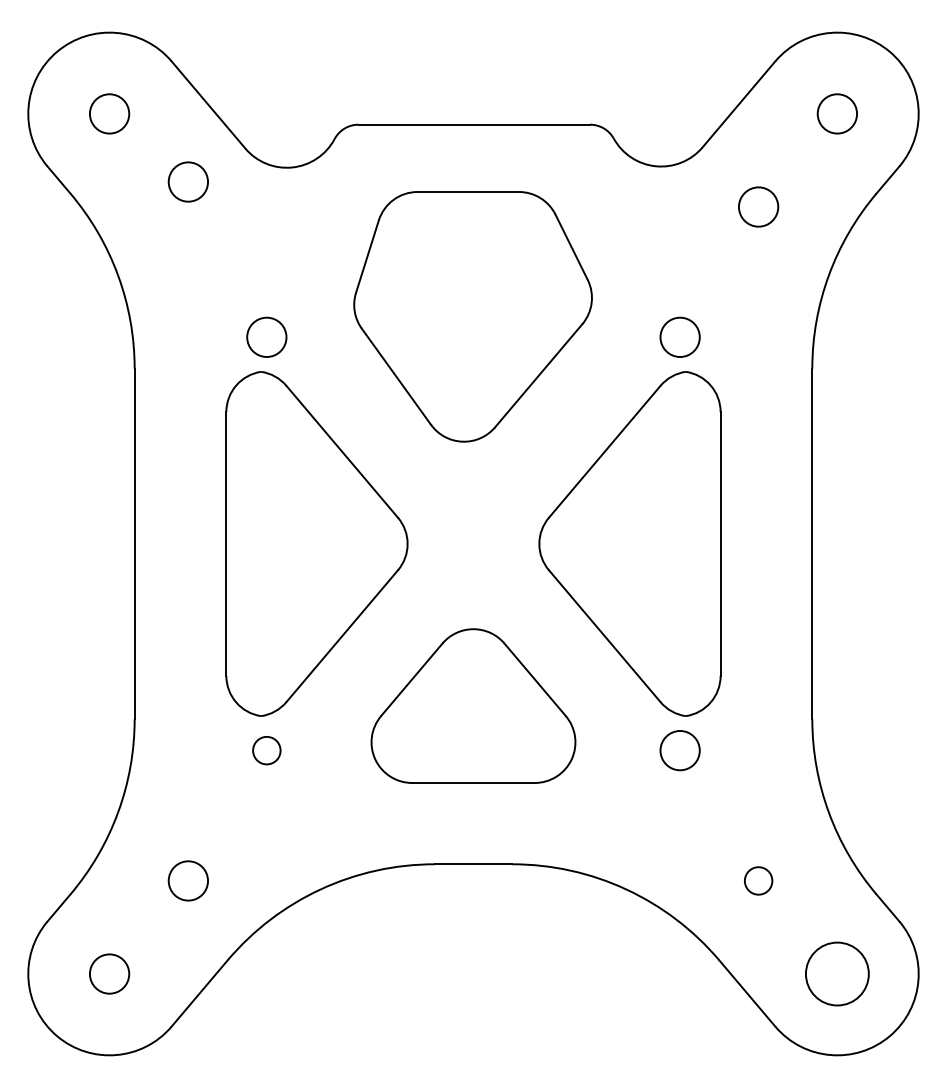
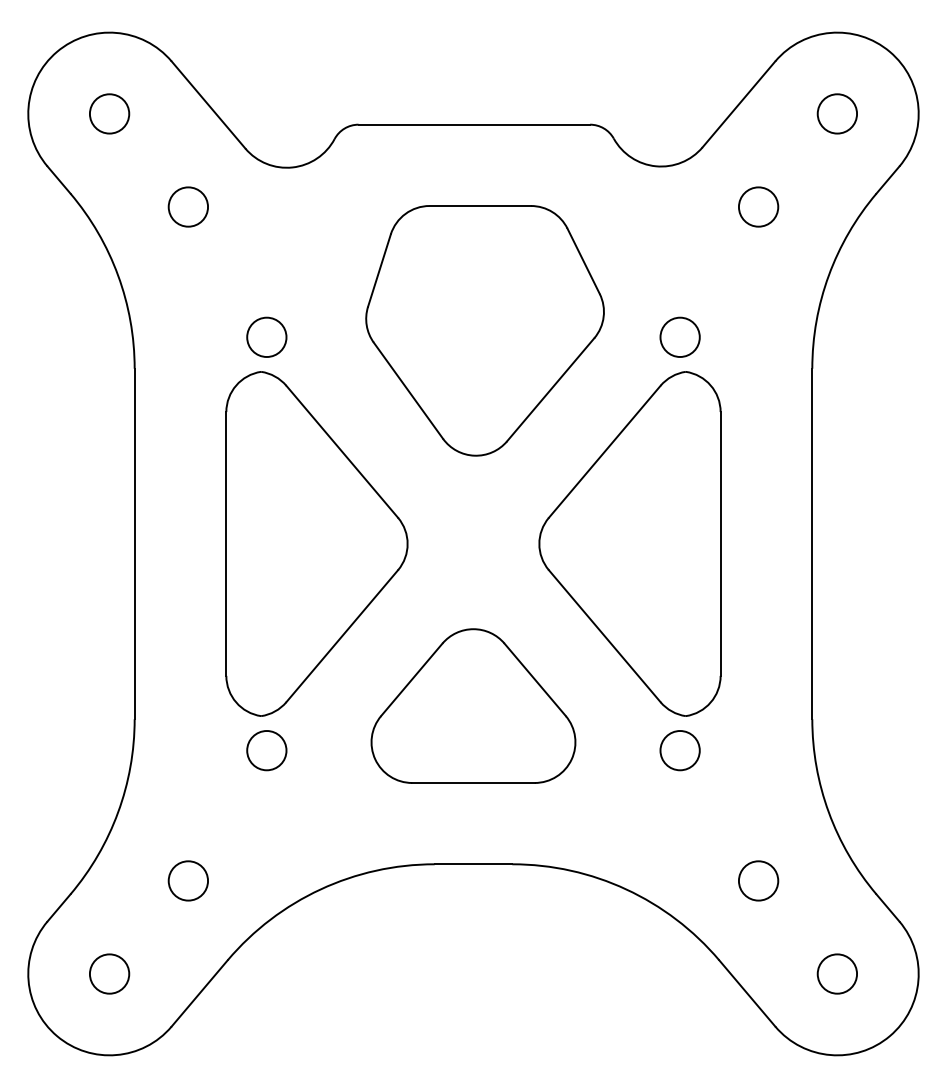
circle position: (187, 181) -> (187, 206) (187, 206)
part position: (472, 316) -> (484, 330) (484, 330)
circle diameter: 28 px -> 39 px (266, 750)
circle diameter: 28 px -> 39 px (758, 880)
circle diameter: 63 px -> 39 px (837, 973)
